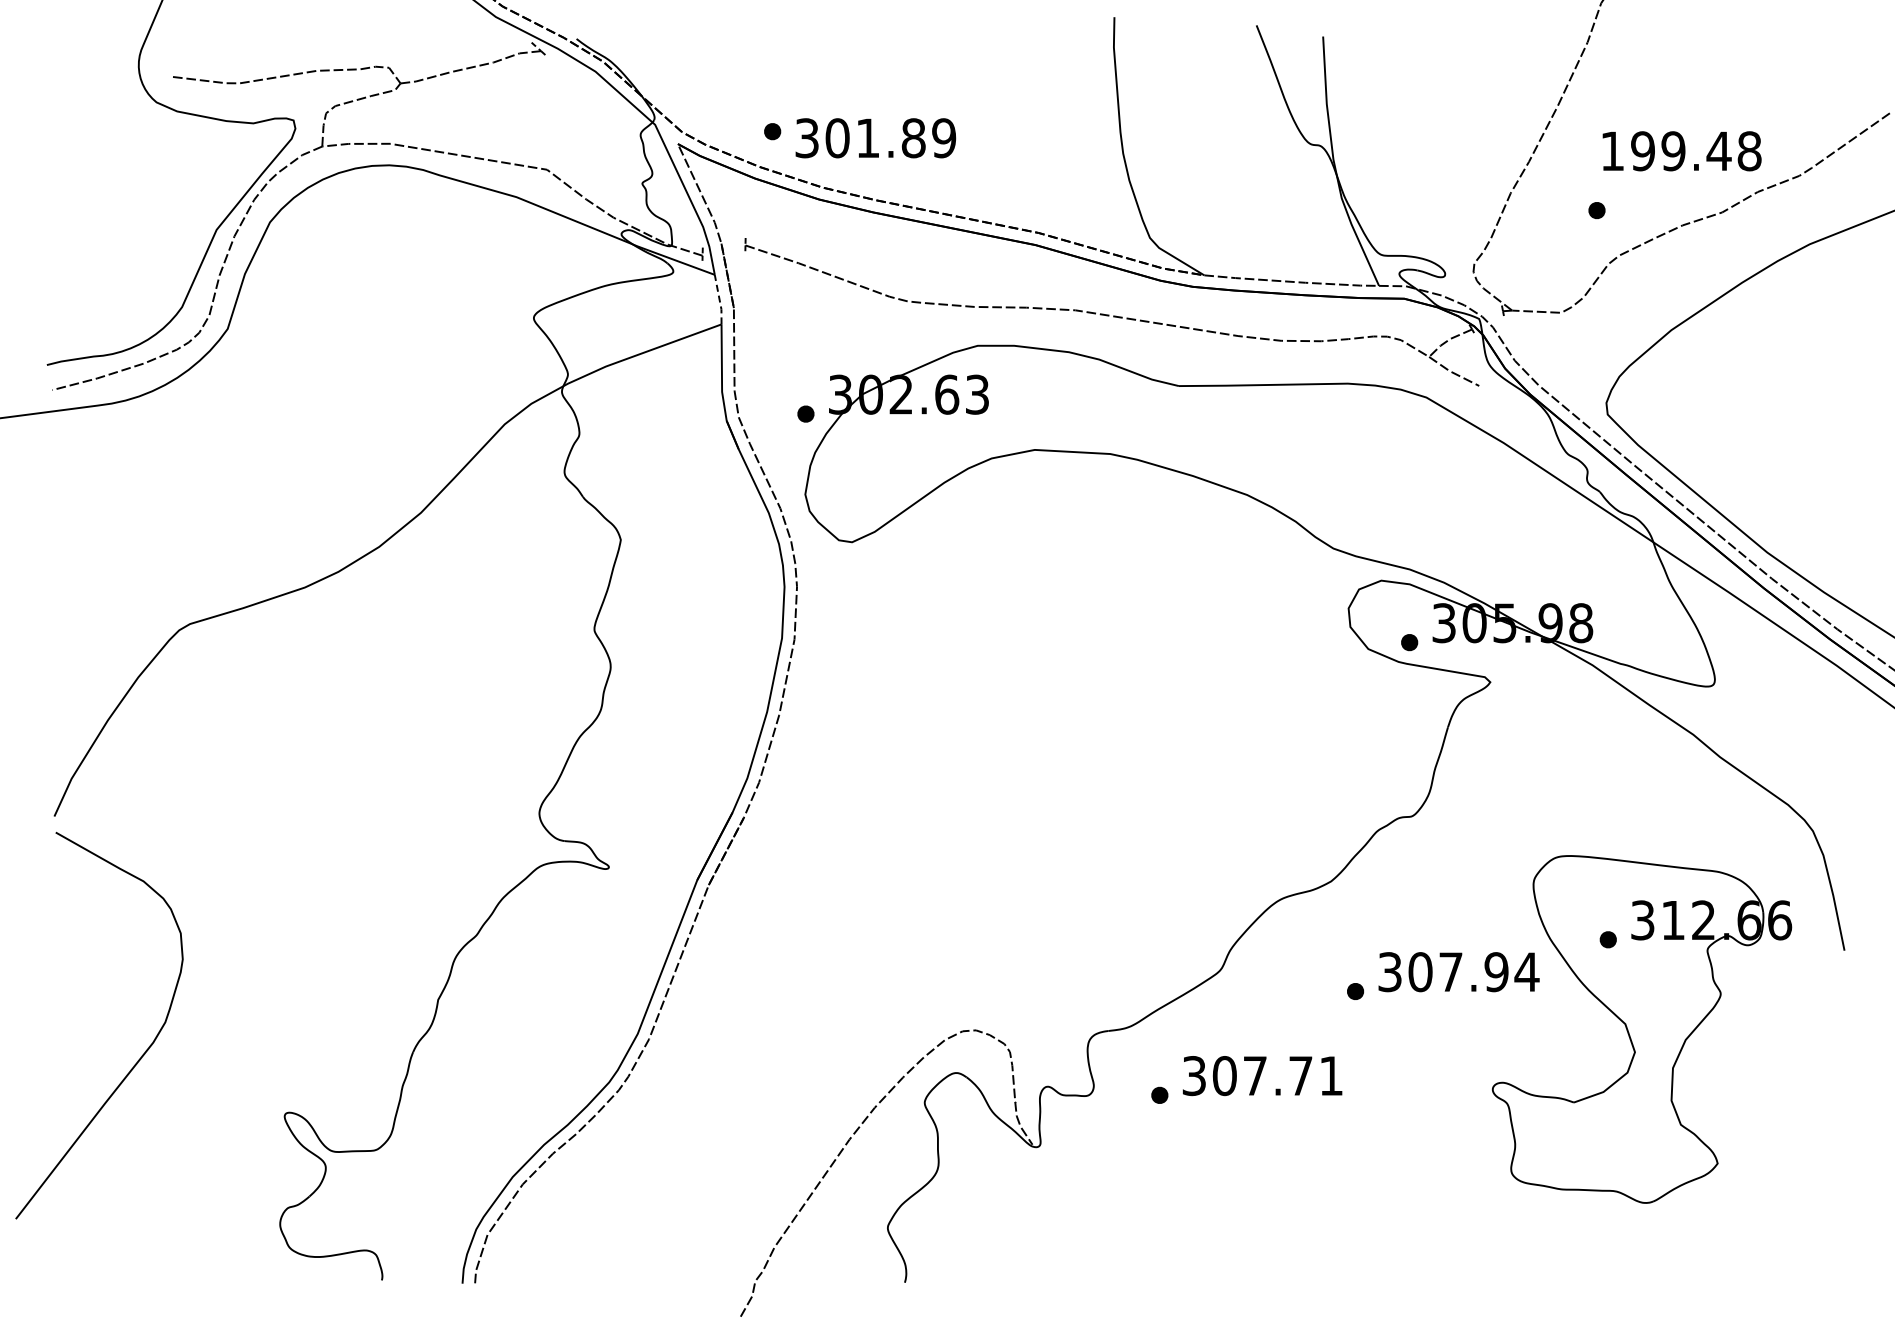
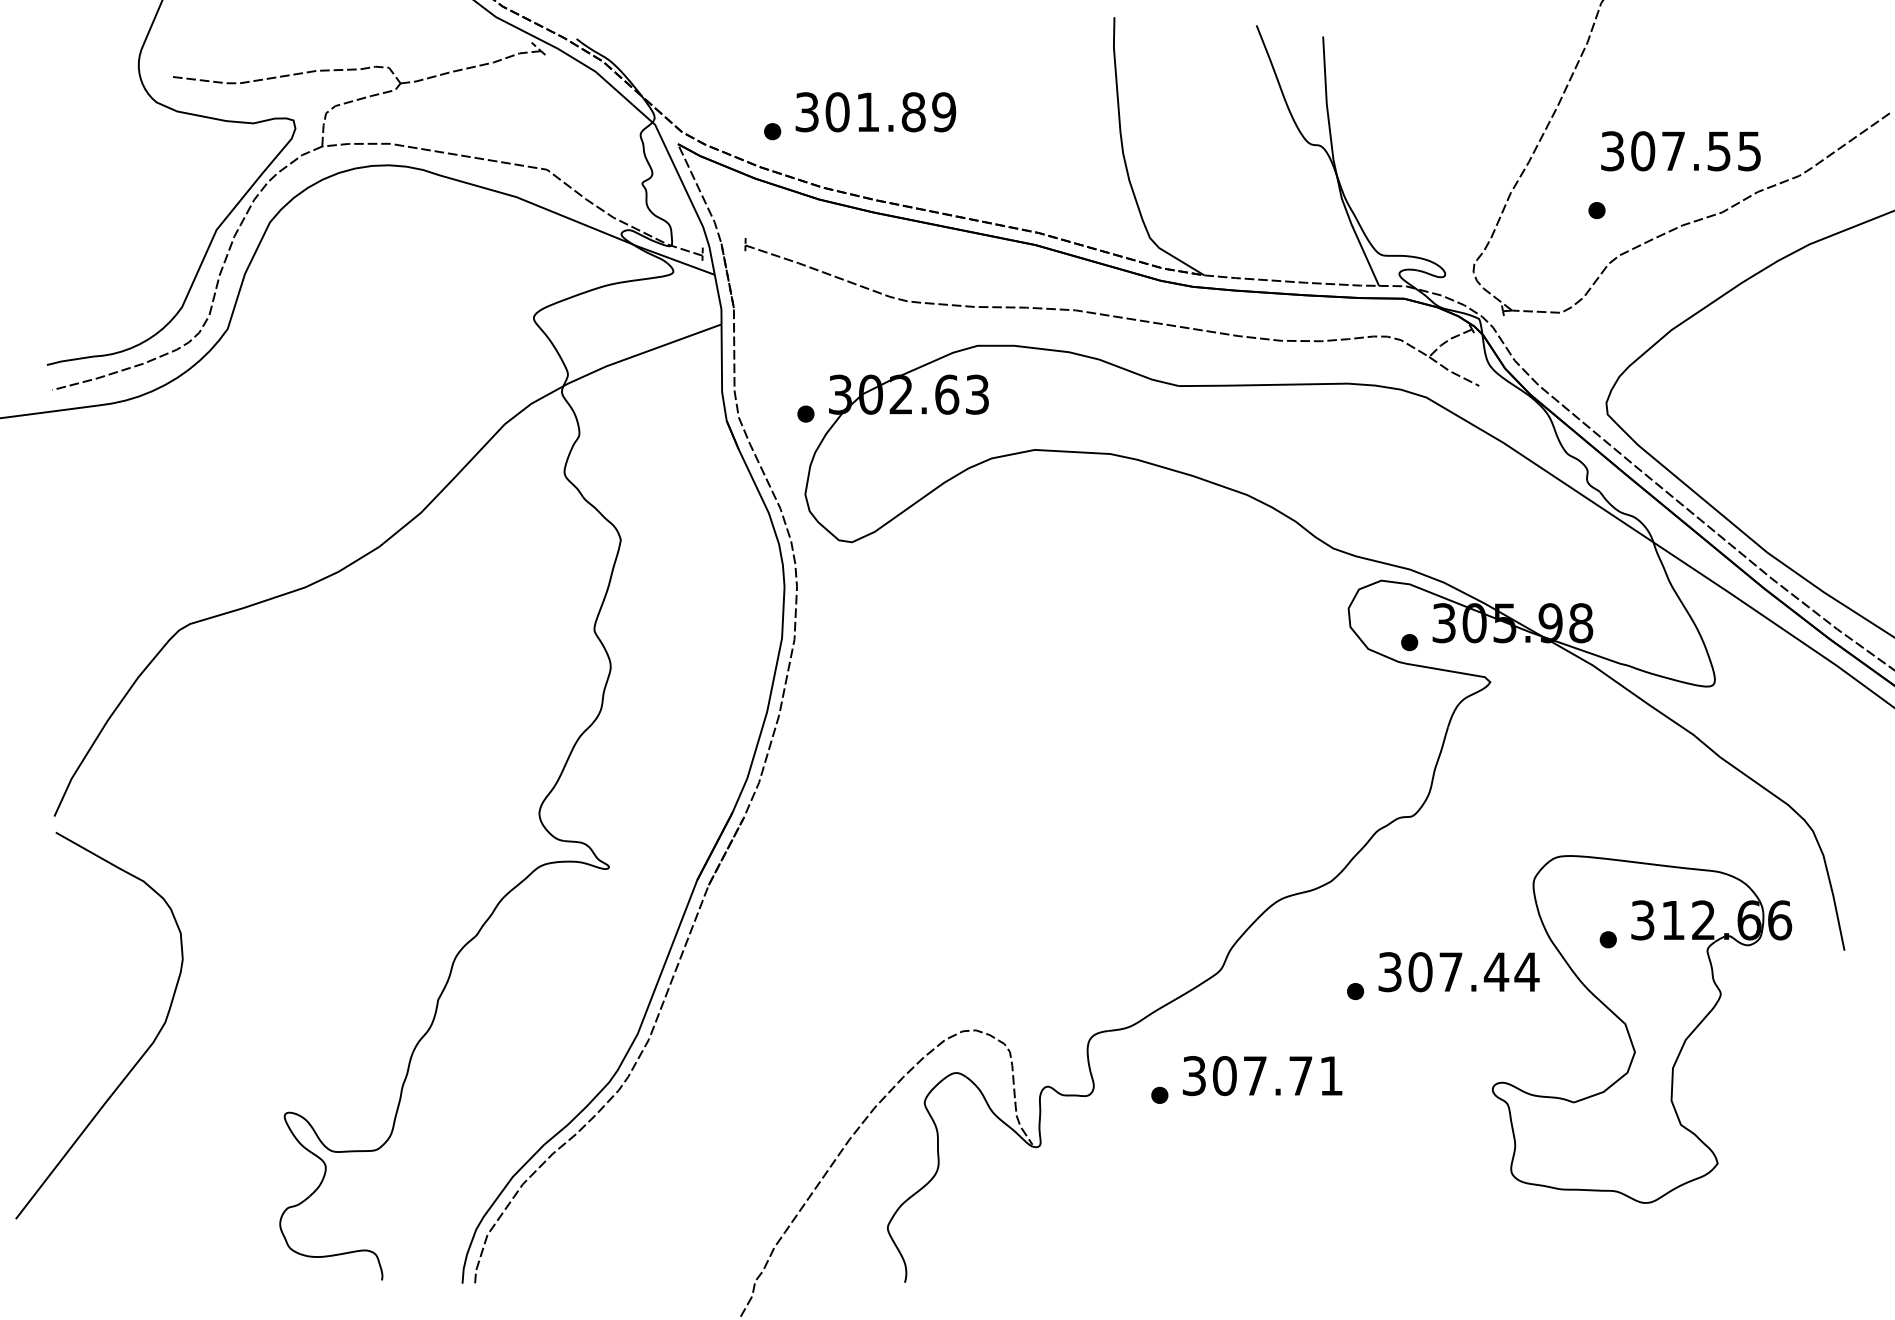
text position: (875, 138) -> (875, 112) (875, 112)
text: 199.48 -> 307.55 (1681, 151)
line: dashed -> solid (719, 299)
text: 307.94 -> 307.44 (1496, 972)
